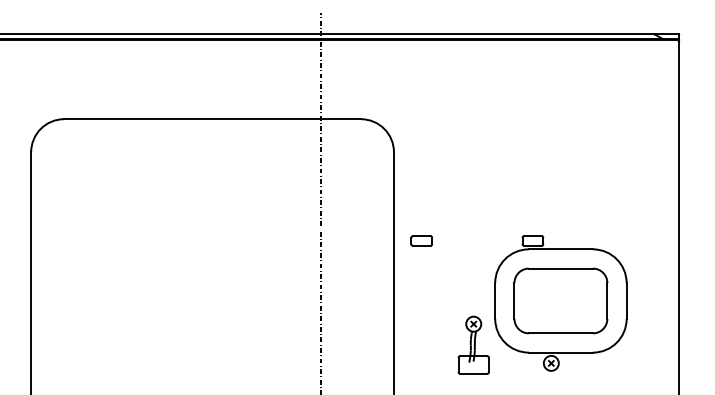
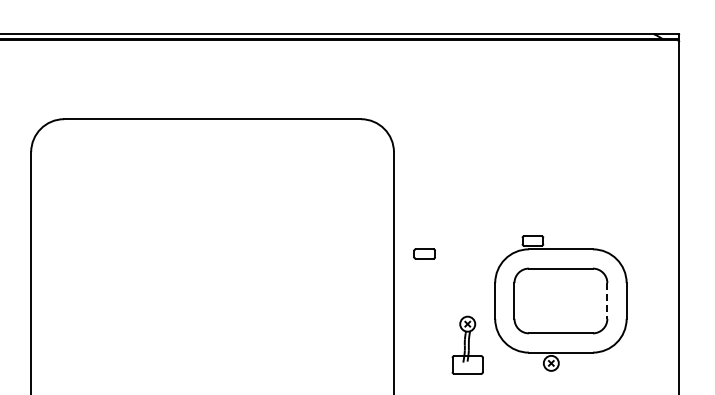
line: present -> none (320, 201)
part position: (421, 240) -> (424, 253) (424, 253)
line: solid -> dashed (607, 301)
part position: (473, 344) -> (467, 344) (467, 344)
